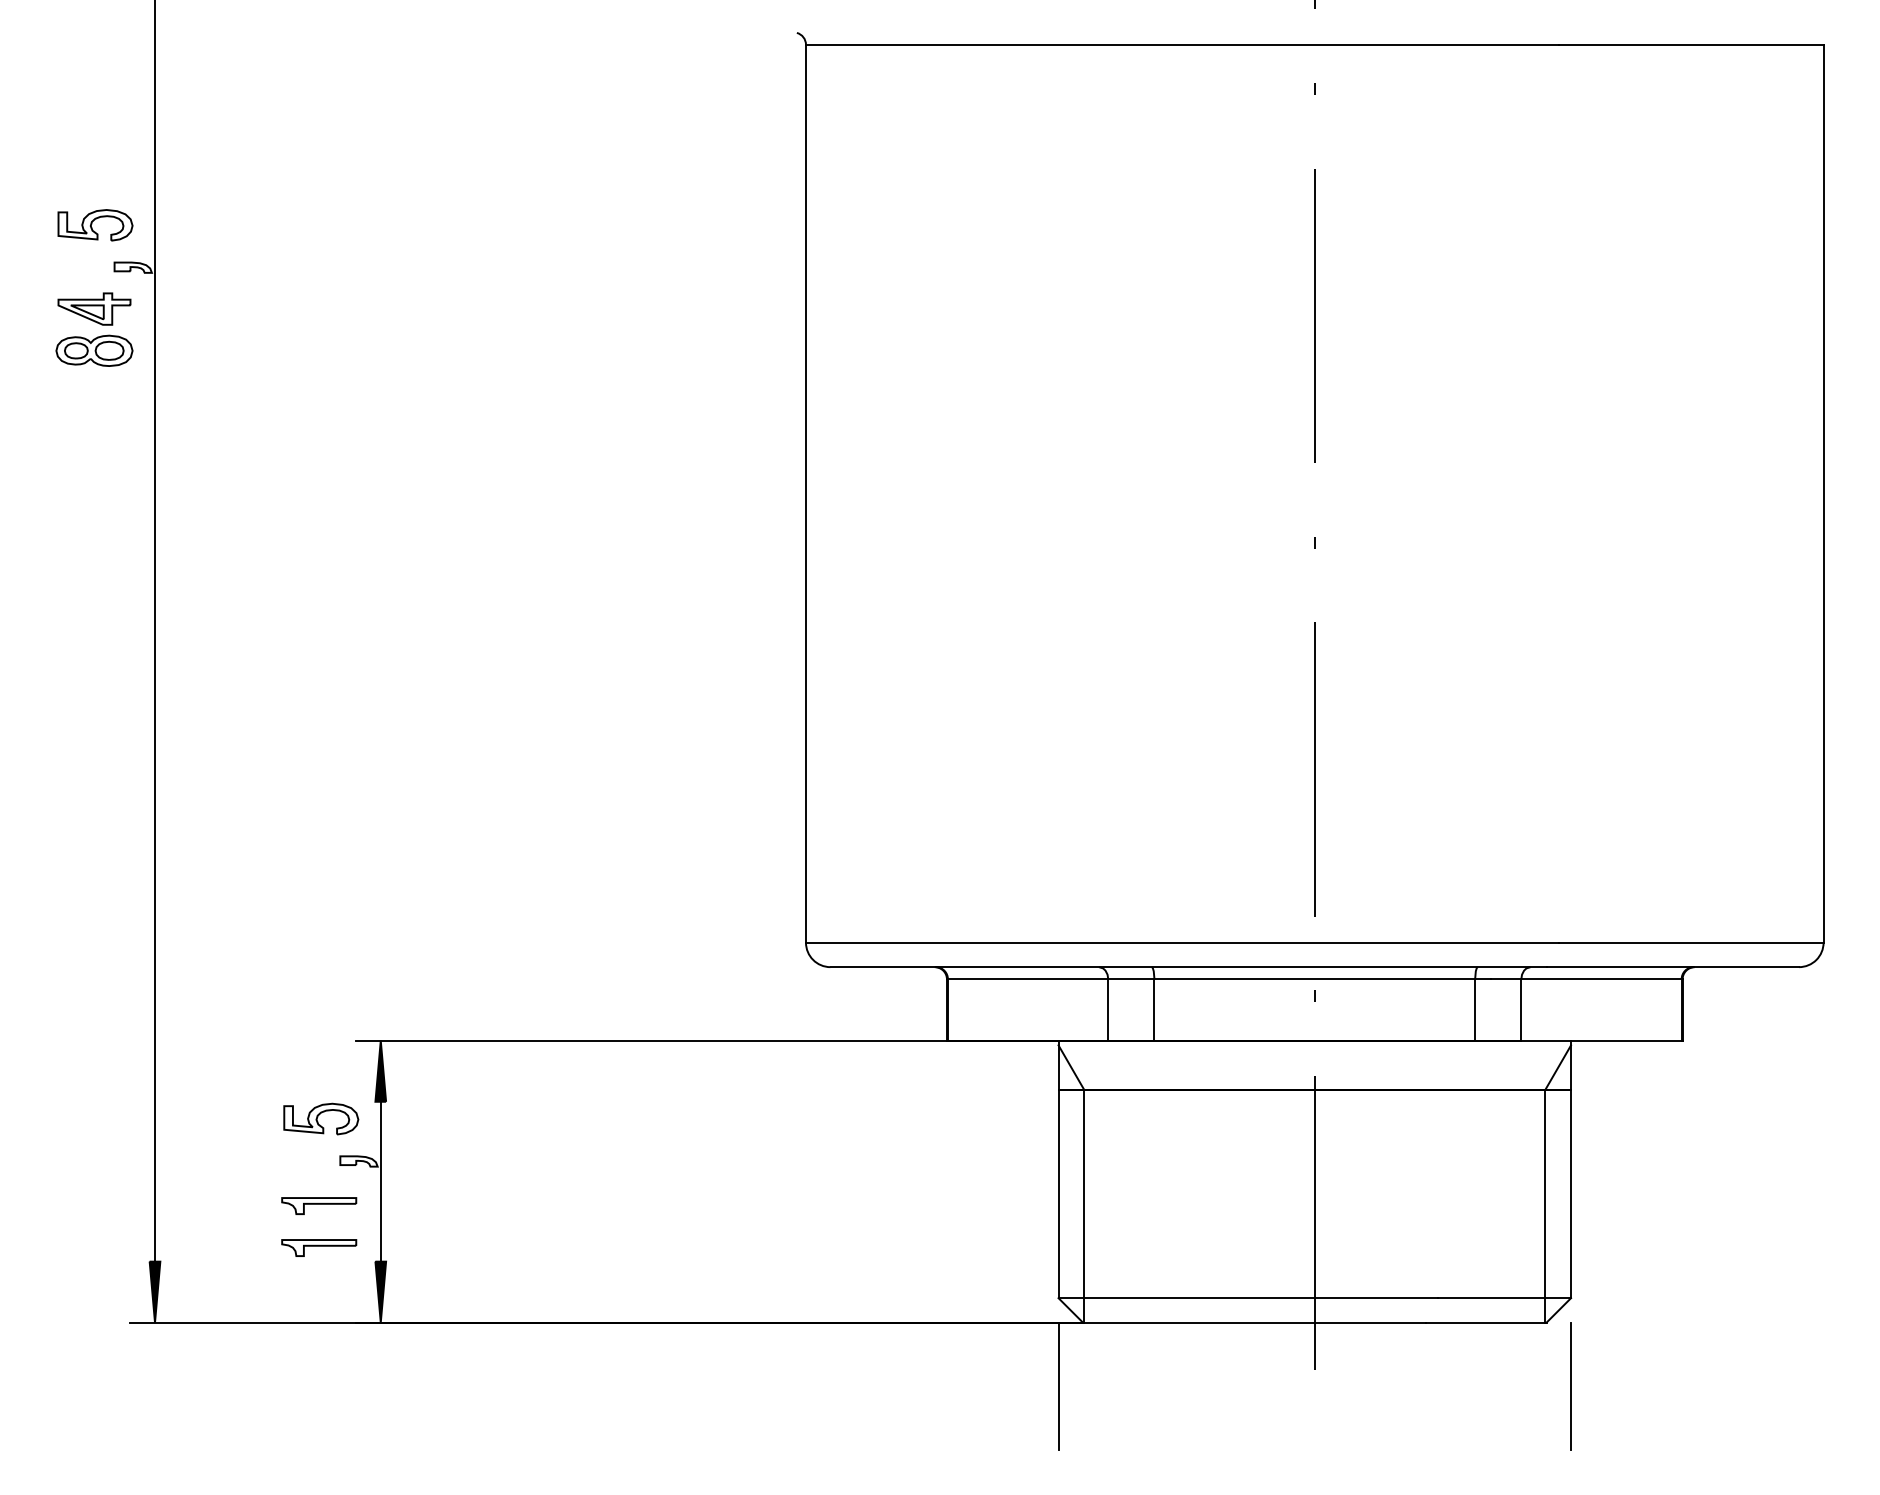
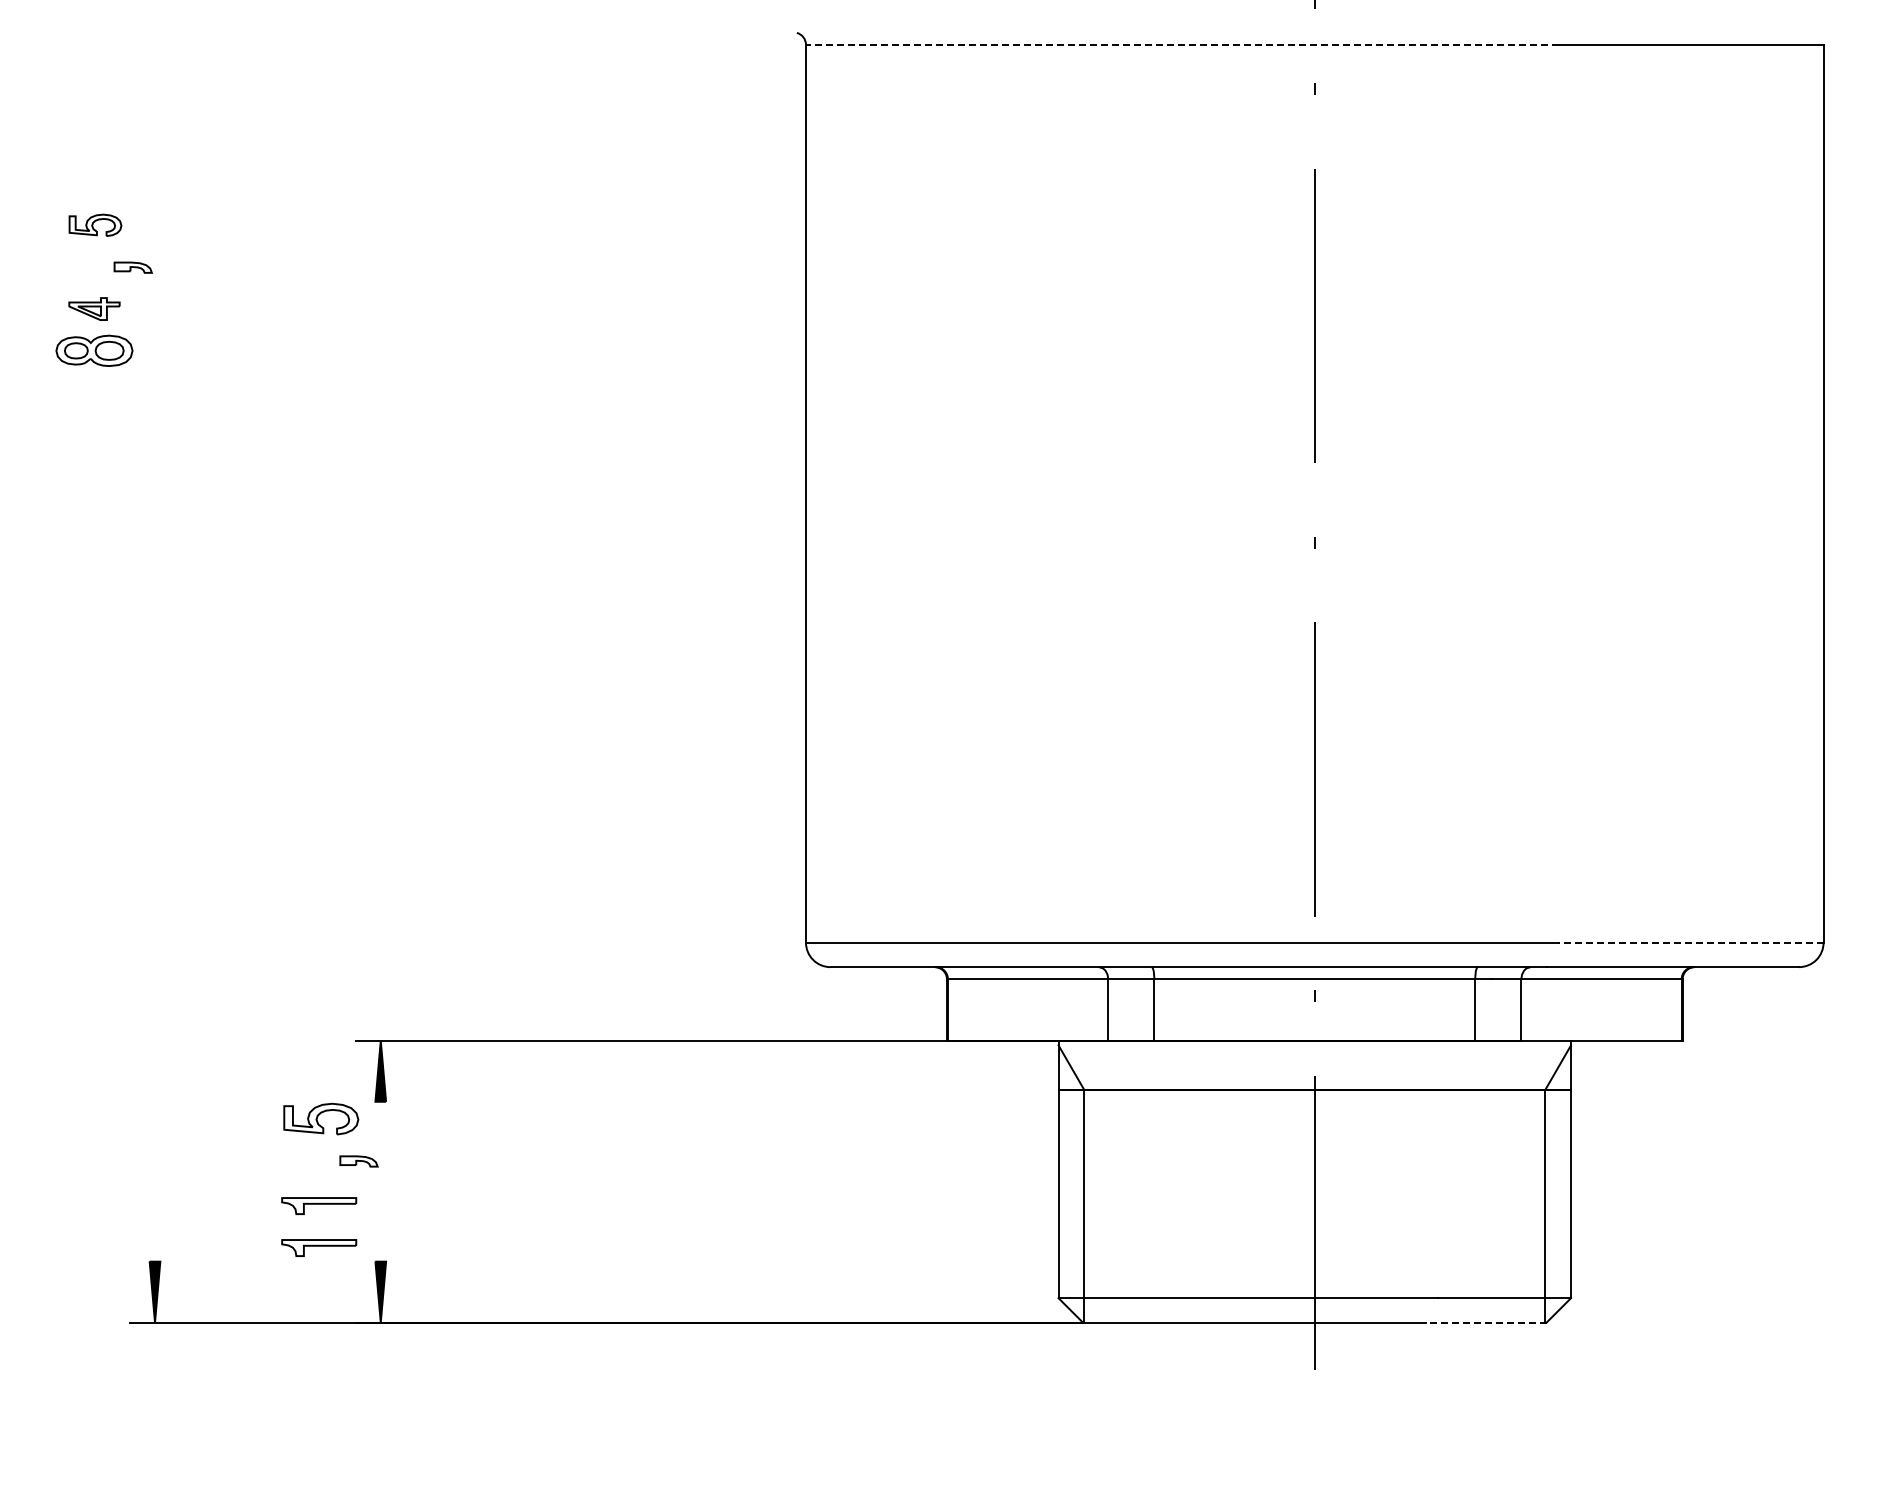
line: solid -> dashed (1181, 44)
part size: 77x33 px -> 55x24 px (95, 224)
part size: 75x34 px -> 53x24 px (94, 308)
line: present -> none (155, 631)
line: solid -> dashed (1690, 942)
line: present -> none (380, 1181)
line: solid -> dashed (1485, 1322)
line: present -> none (1058, 1386)
line: present -> none (1571, 1386)
